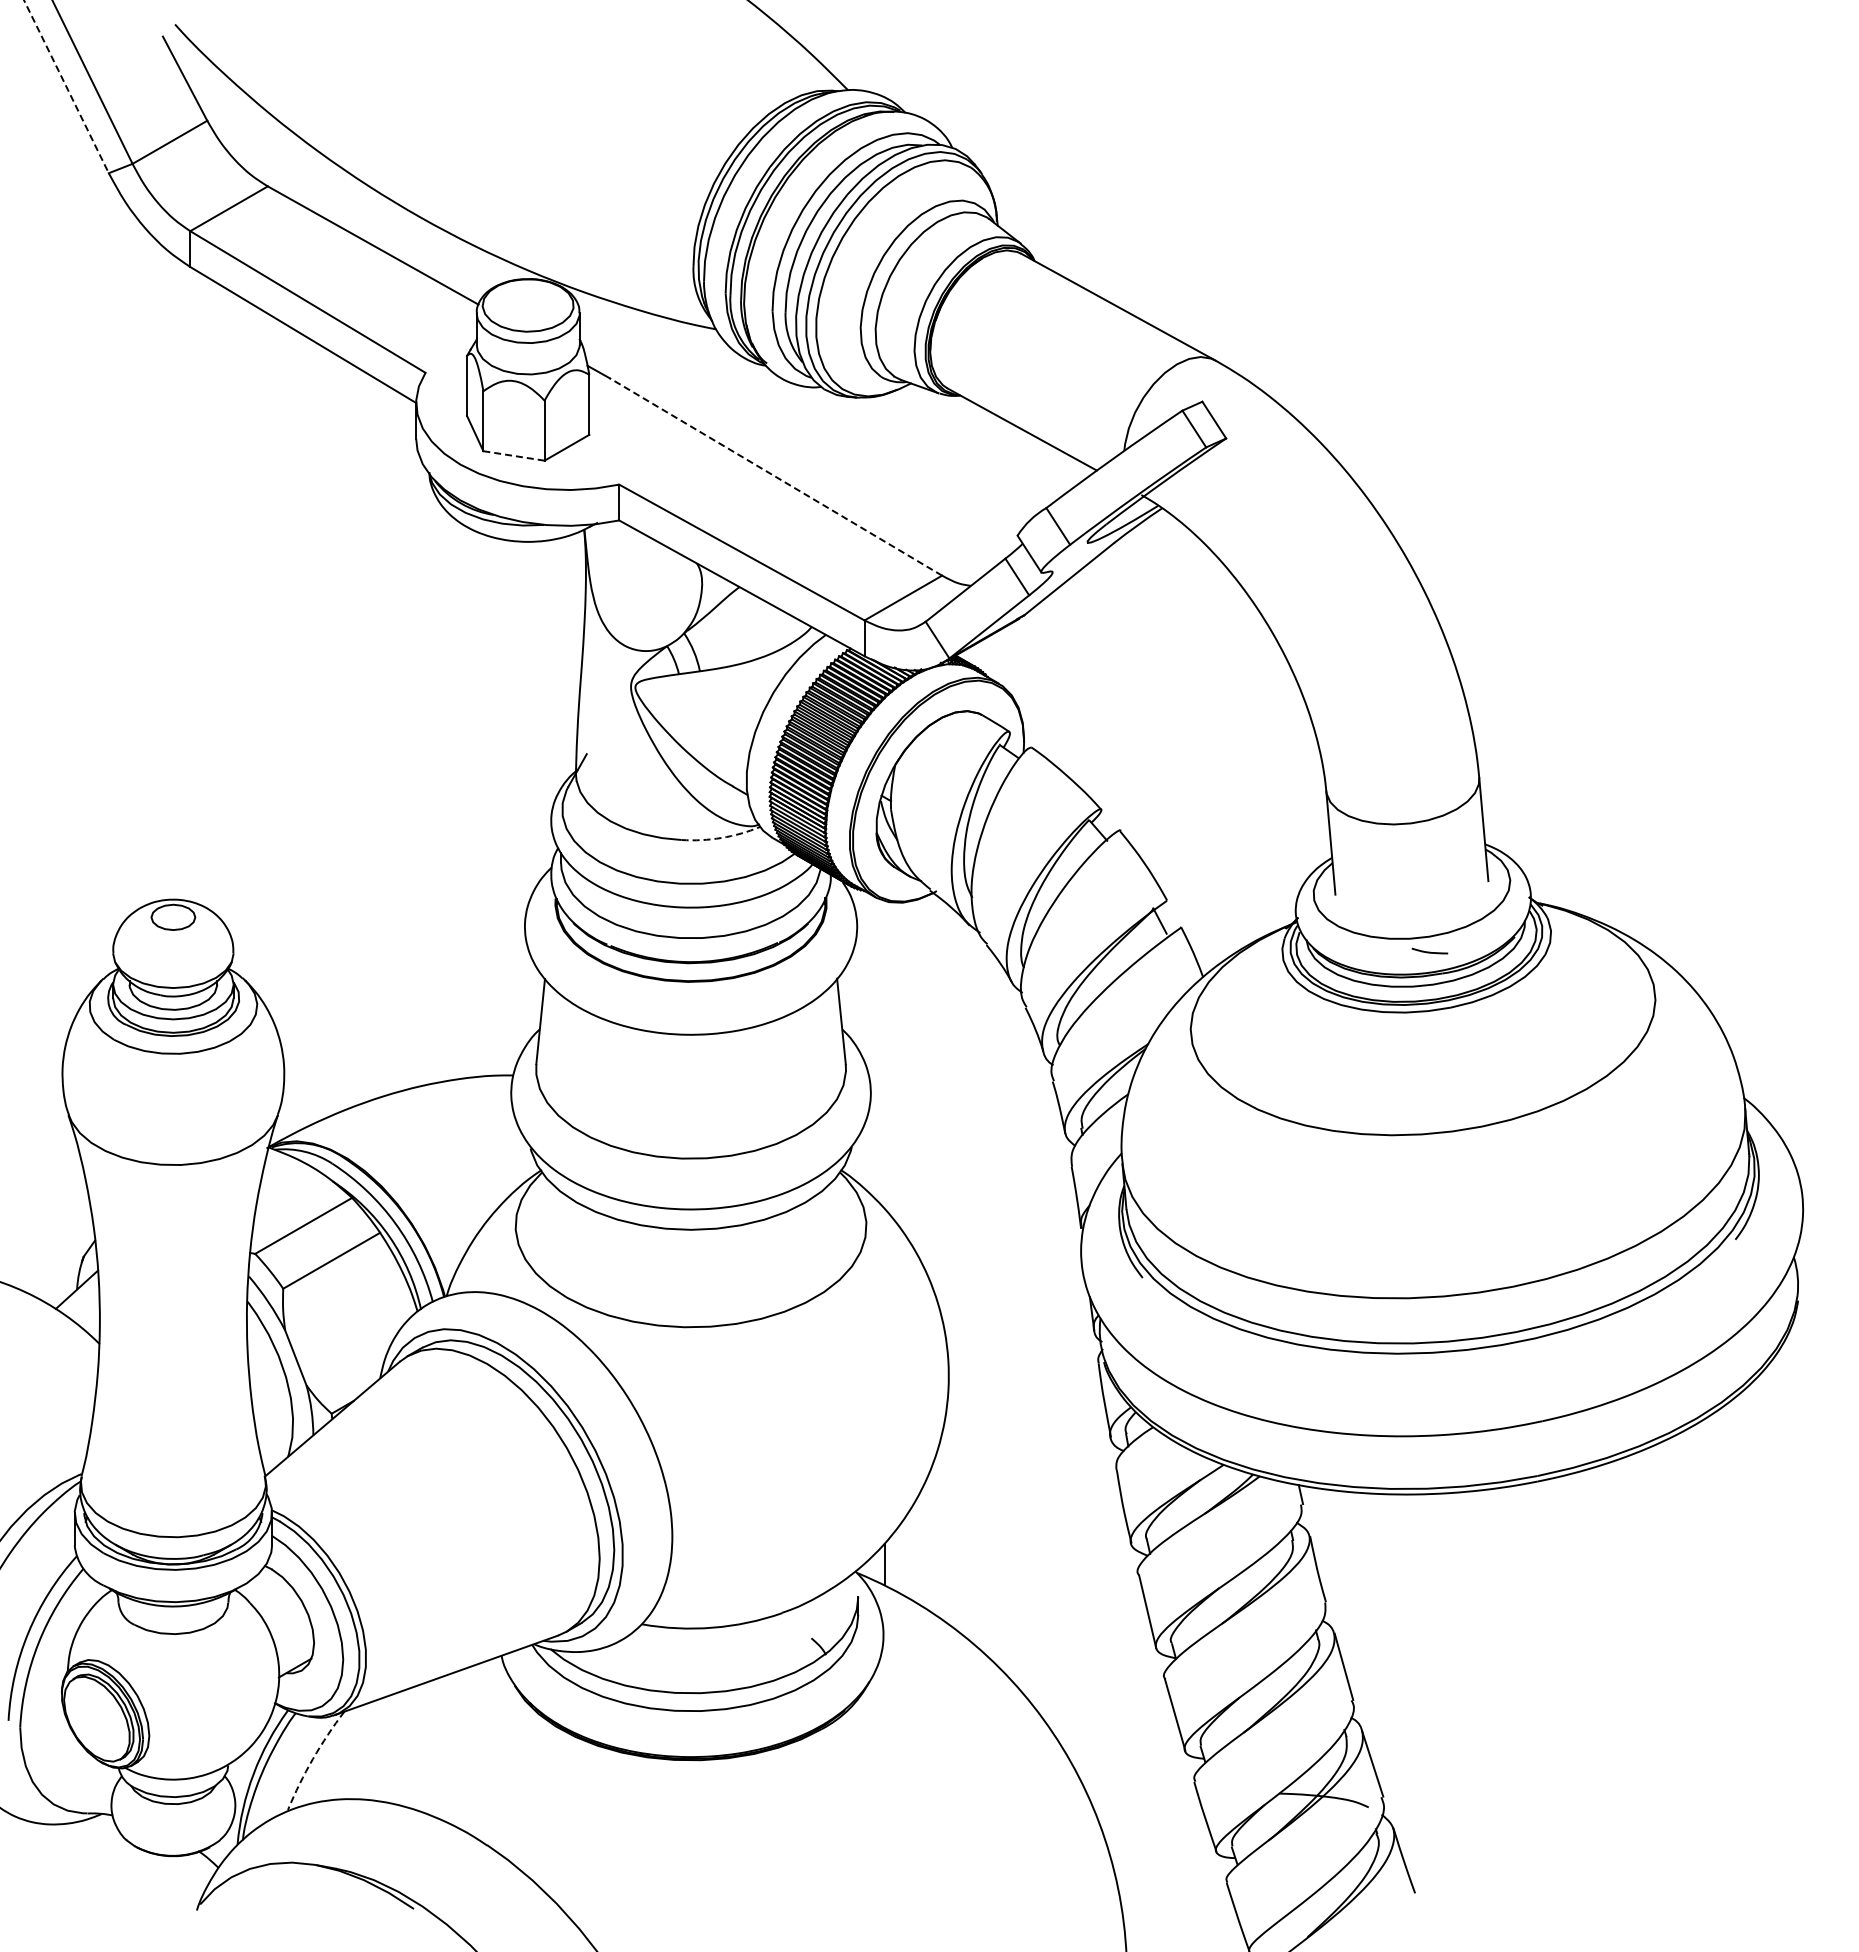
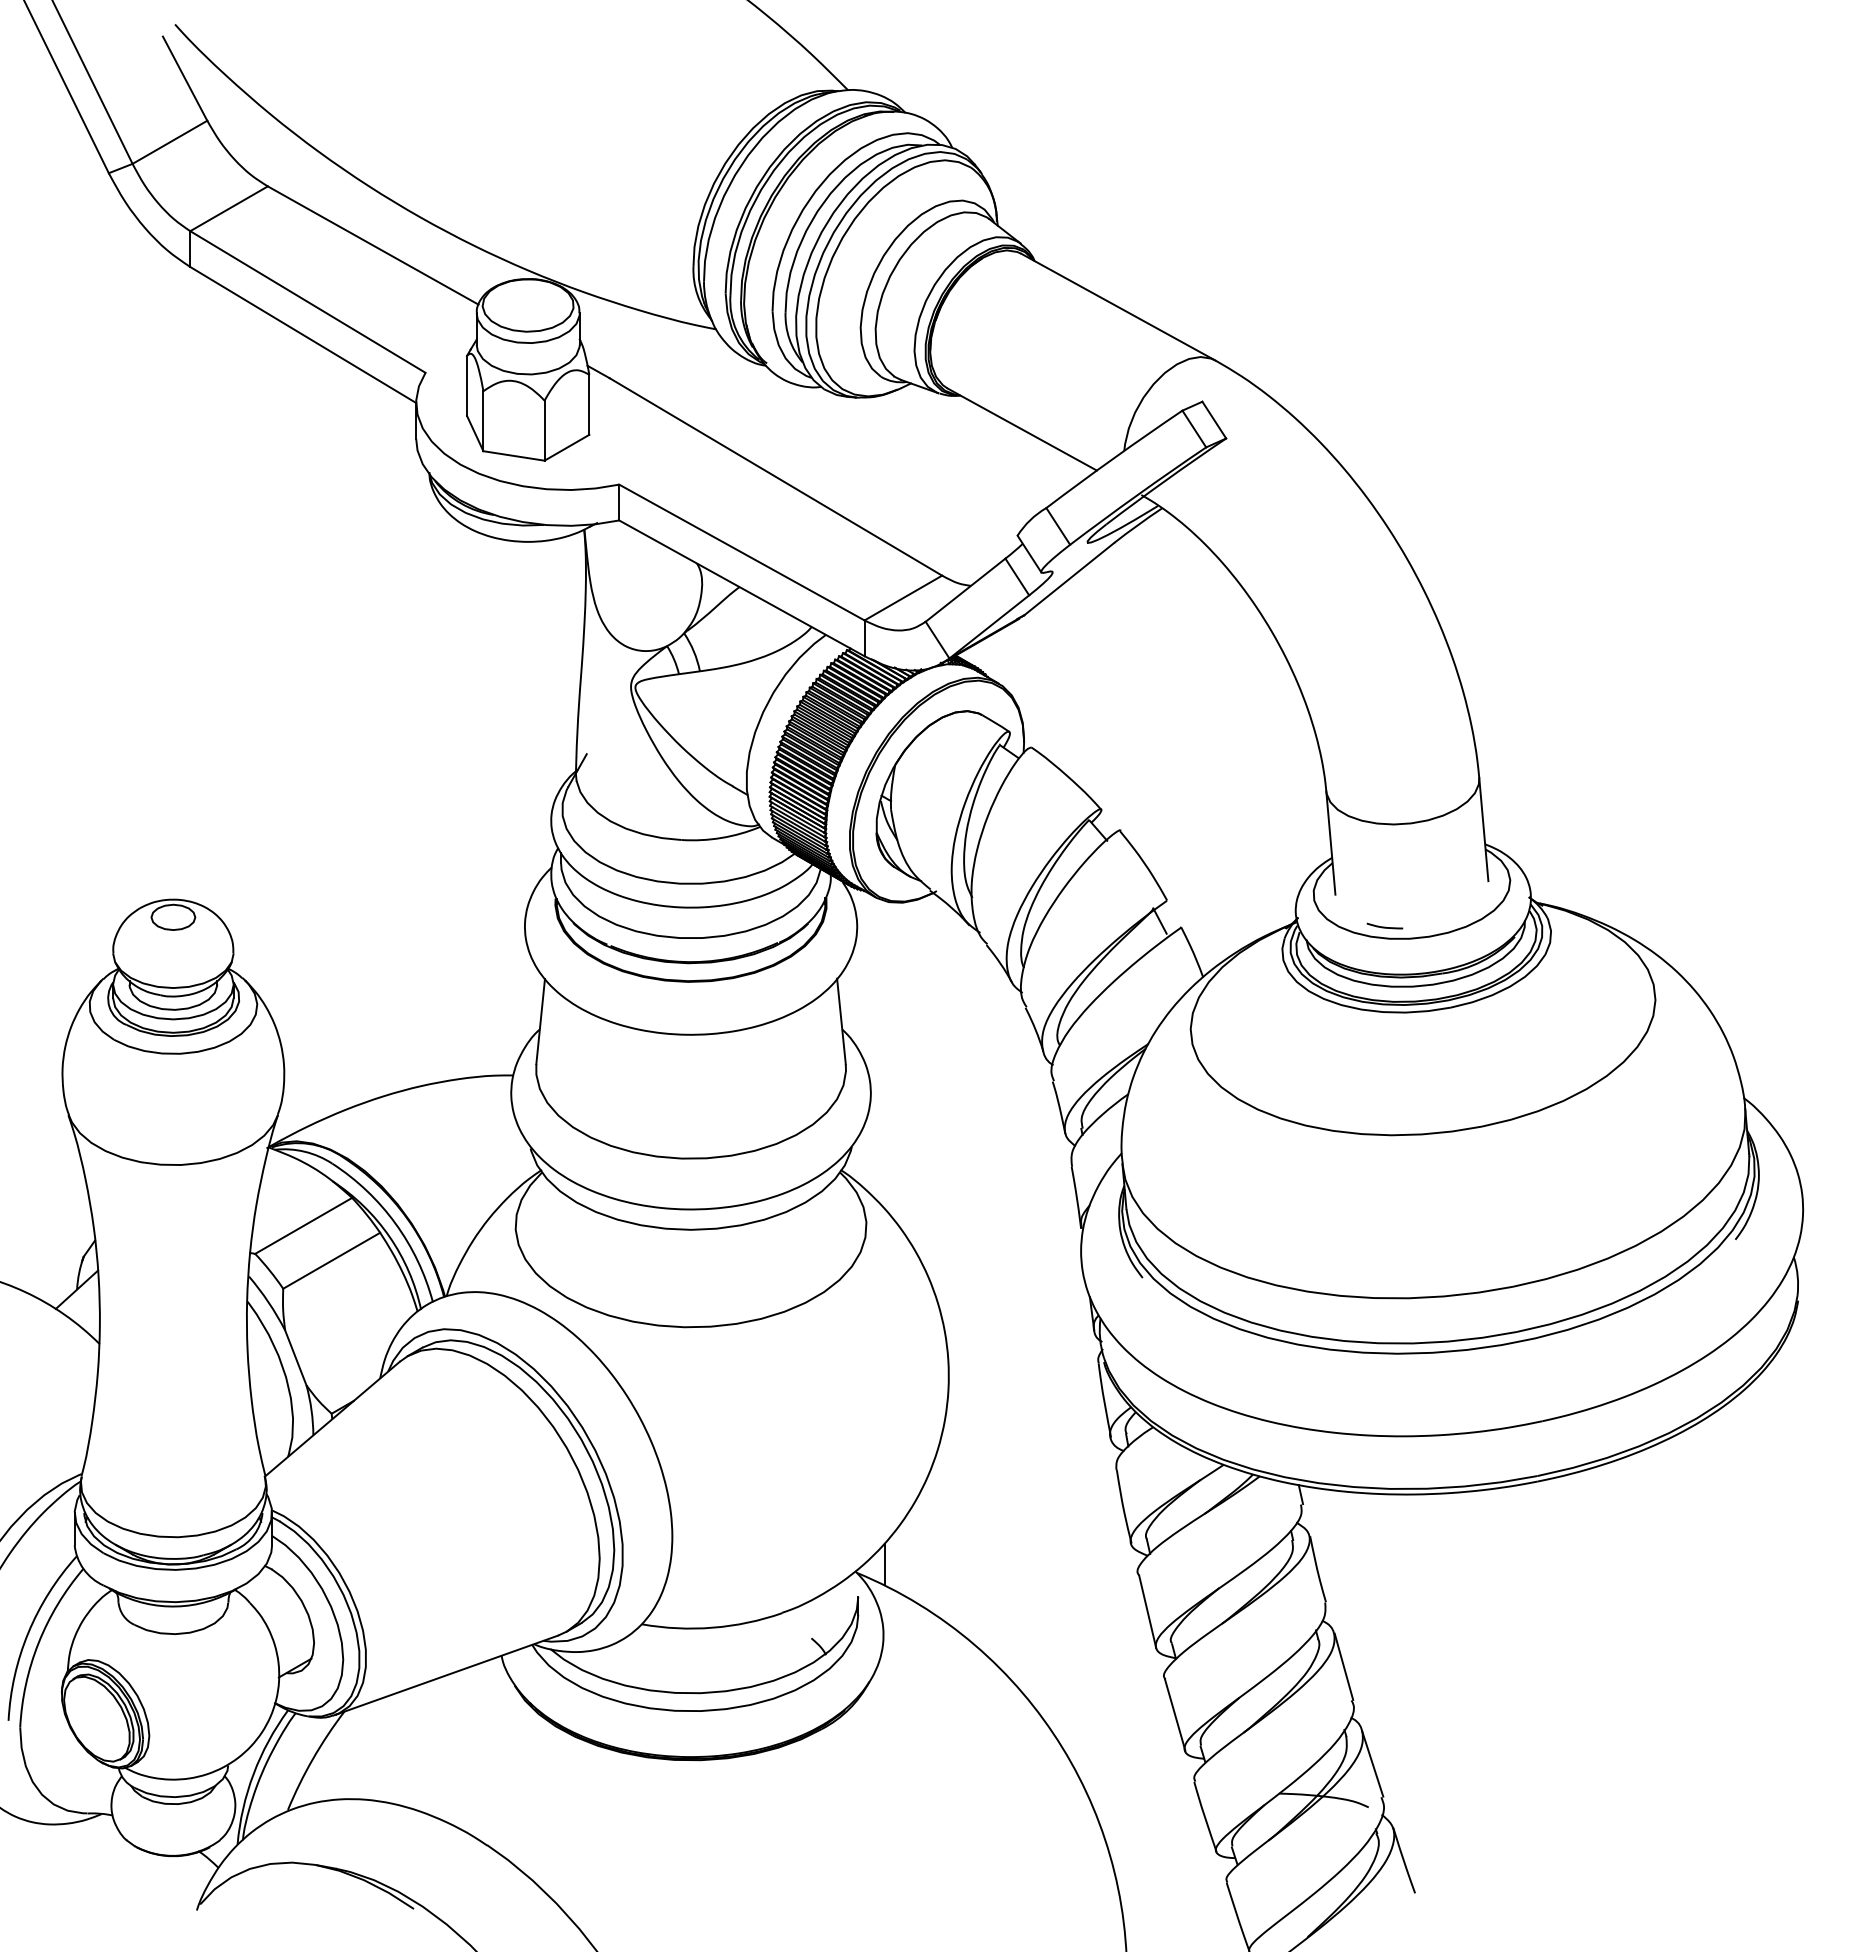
line: dashed -> solid (66, 87)
line: dashed -> solid (514, 455)
line: dashed -> solid (775, 476)
arc: dashed -> solid (721, 837)
curve position: (1429, 951) -> (1384, 926) (1384, 926)
arc: dashed -> solid (312, 1758)
